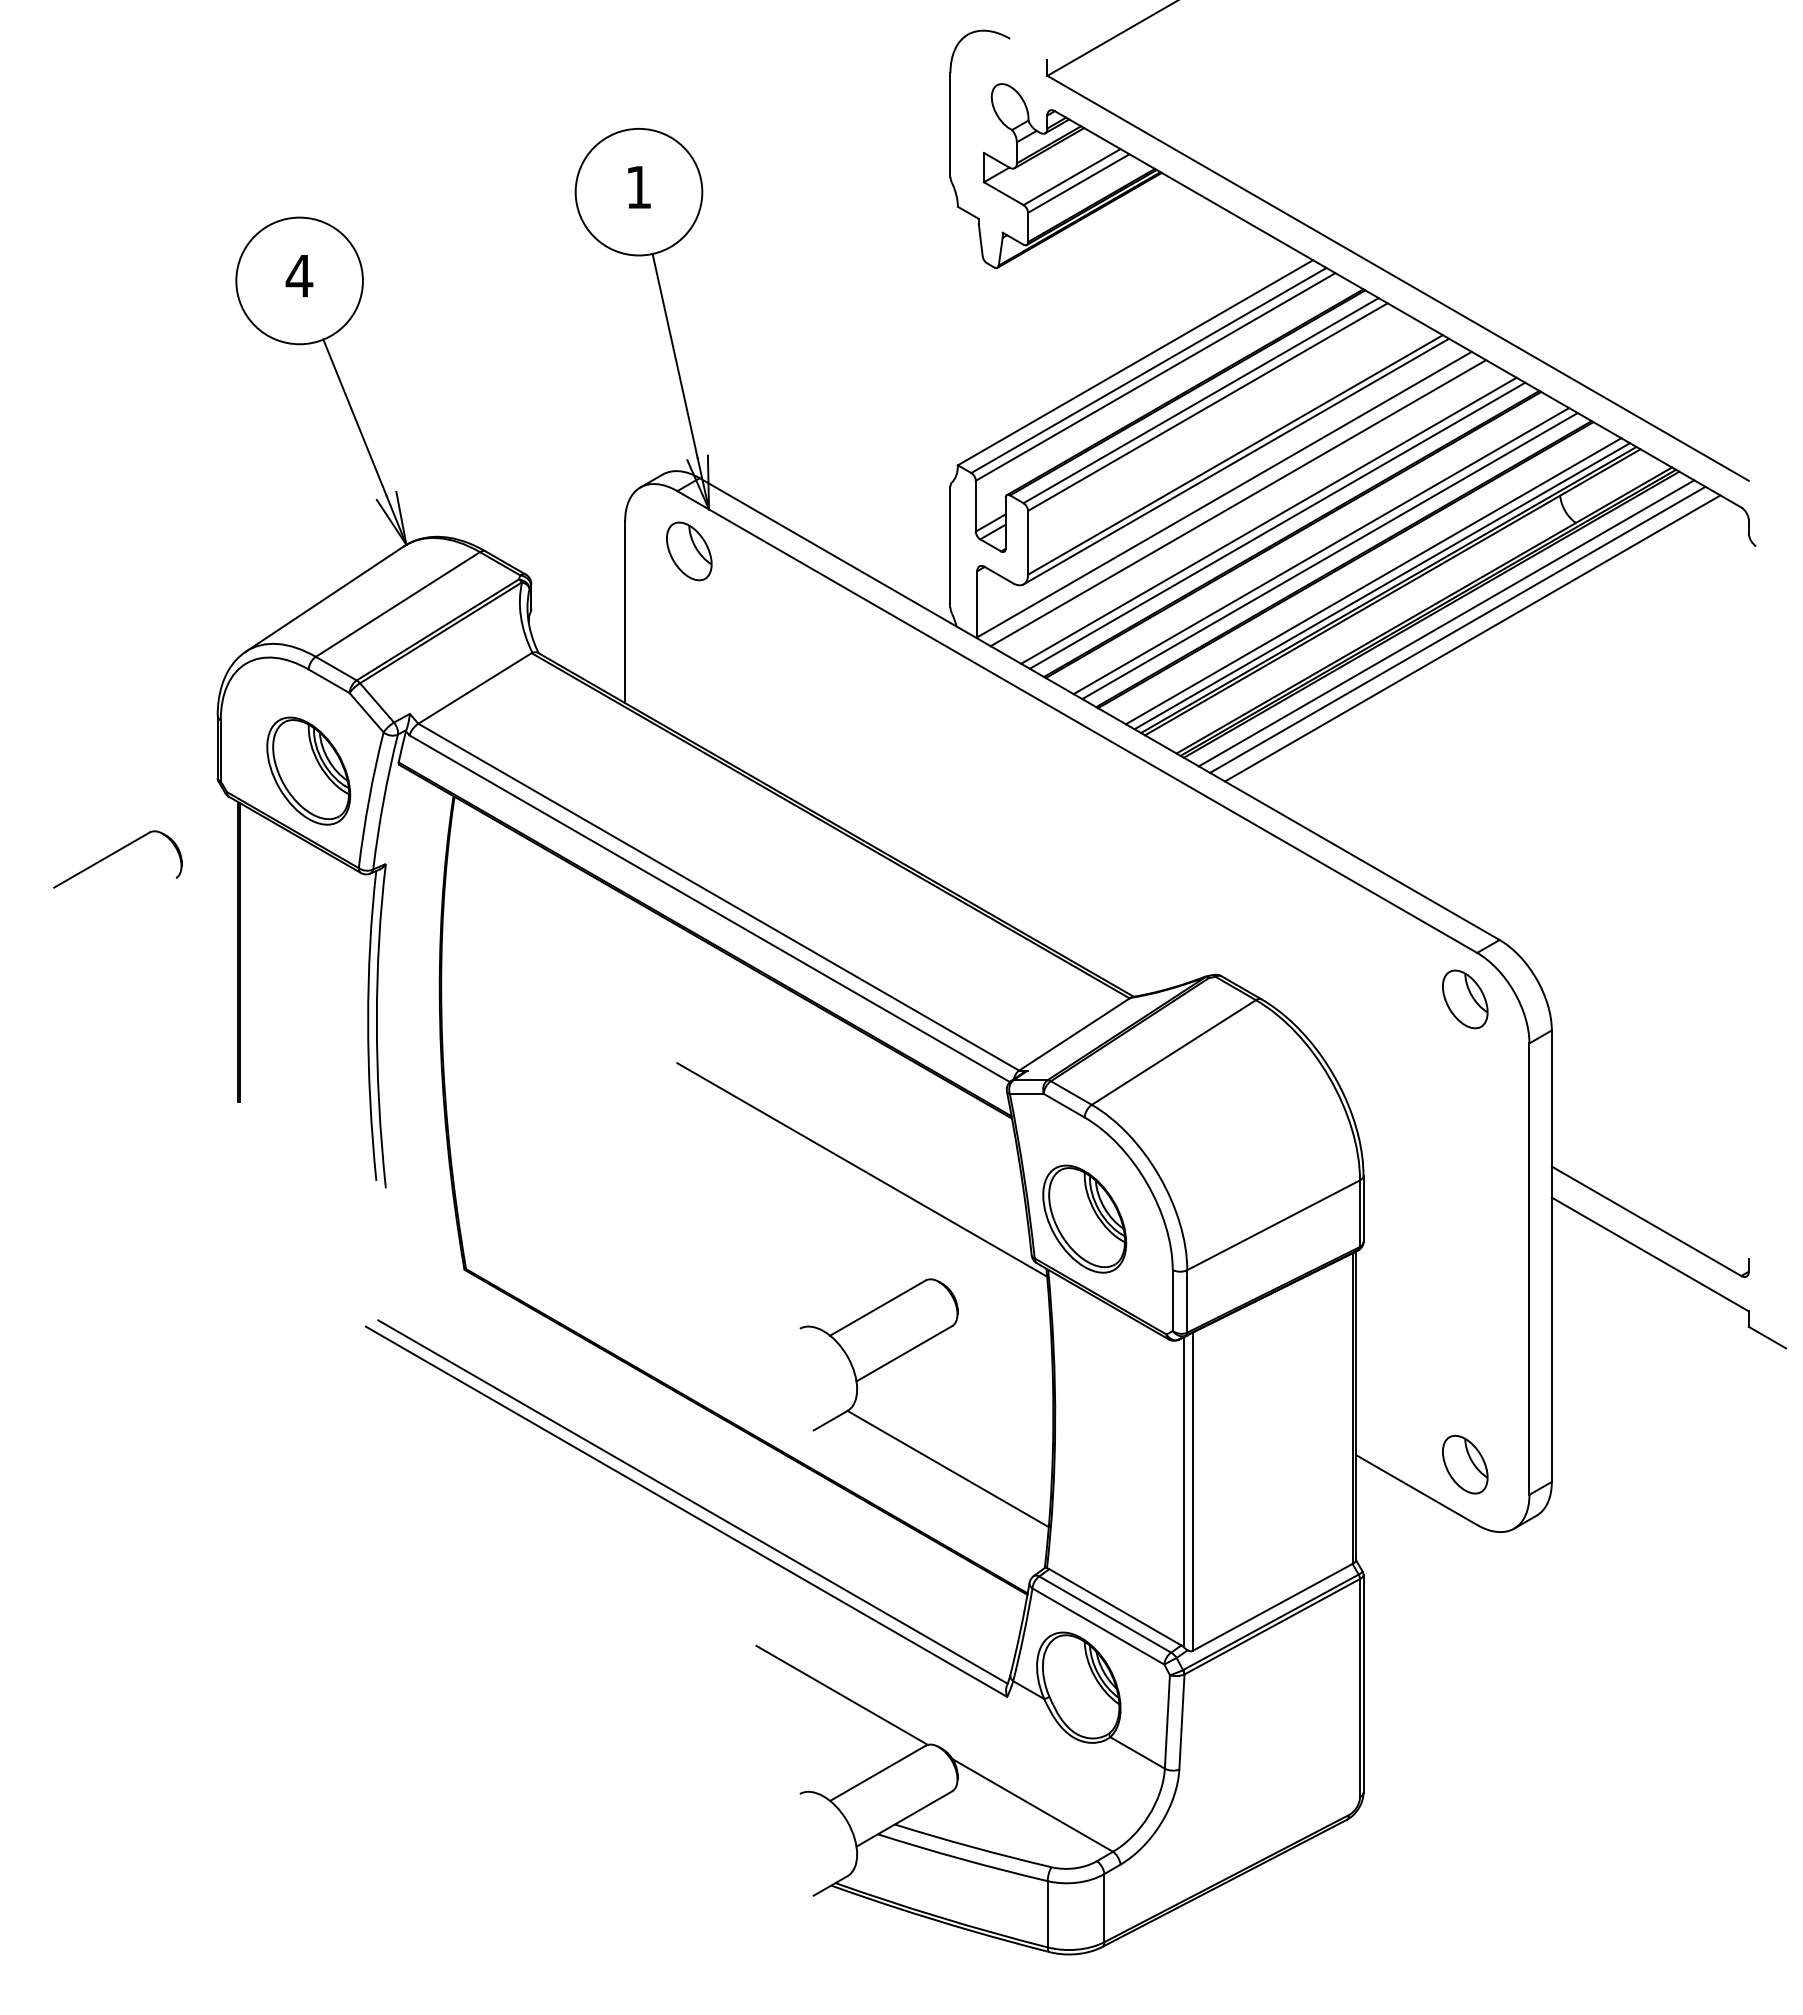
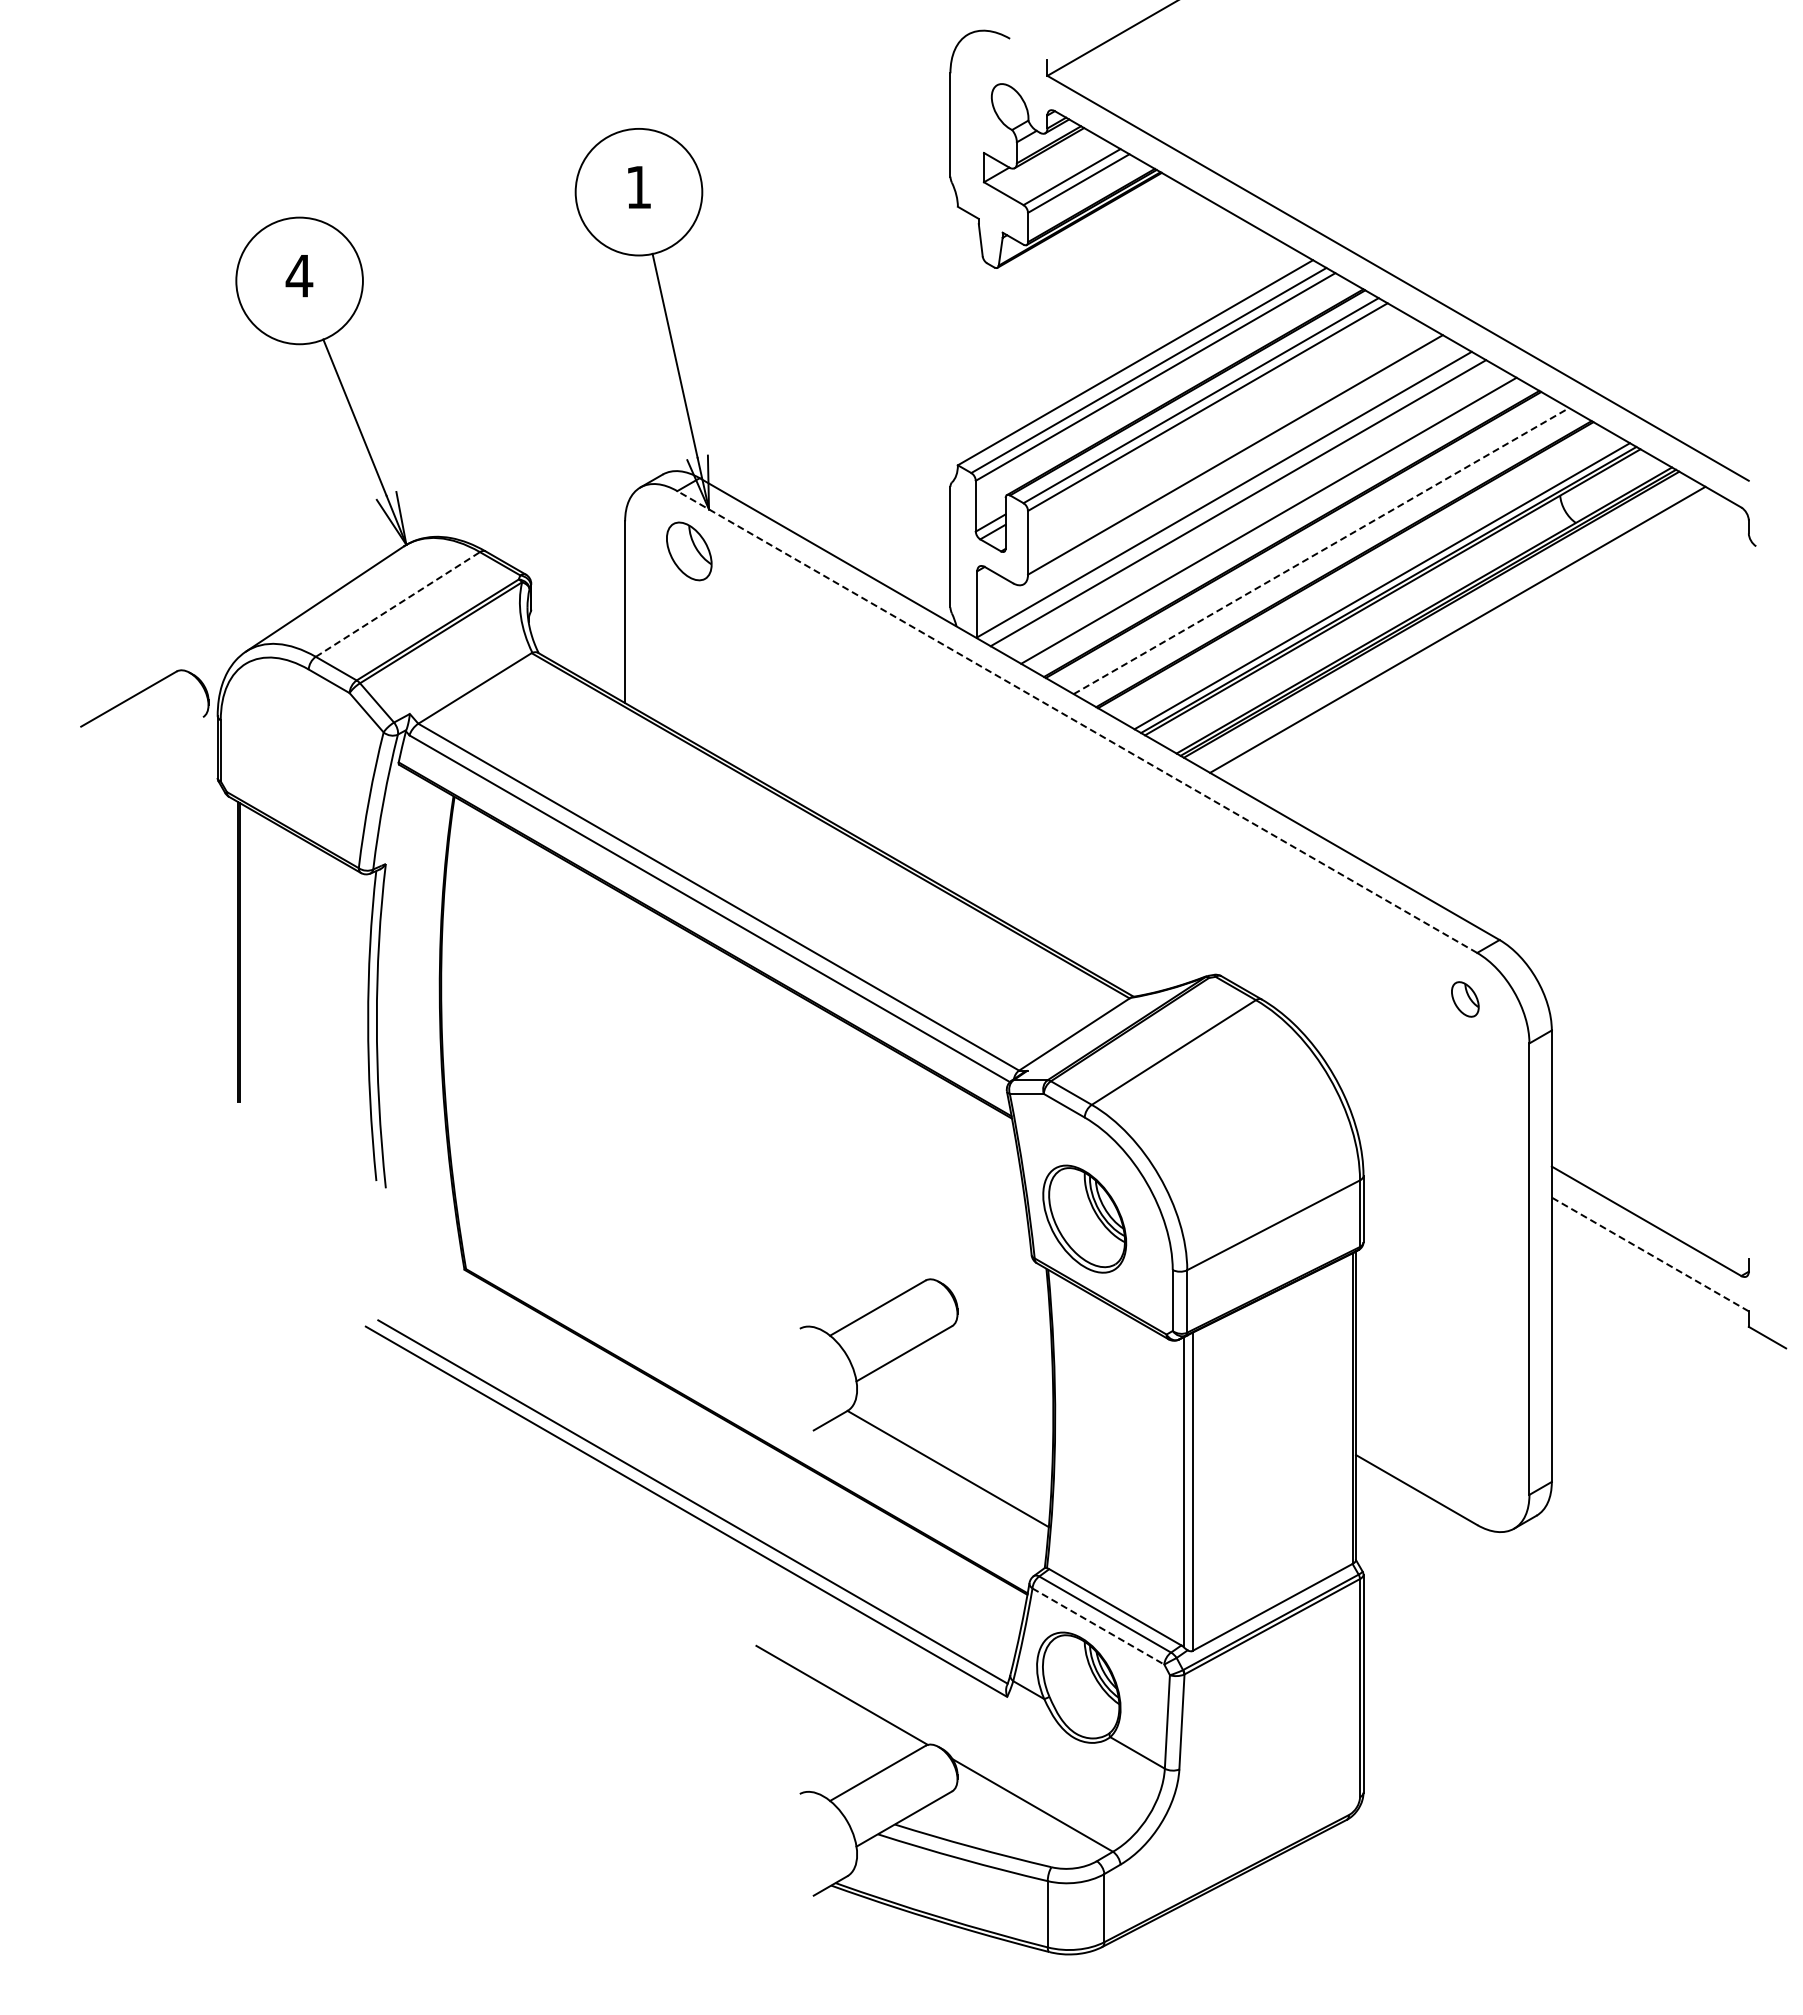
line: present -> none (1236, 461)
line: present -> none (1277, 525)
line: solid -> dashed (1321, 550)
line: present -> none (1329, 556)
line: present -> none (1373, 581)
line: solid -> dashed (398, 604)
line: present -> none (1446, 623)
line: present -> none (1472, 638)
line: solid -> dashed (1077, 722)
part: present -> none (308, 770)
part position: (115, 853) -> (142, 692) (142, 692)
part size: 47x61 px -> 29x37 px (1465, 999)
line: present -> none (862, 1169)
line: solid -> dashed (1650, 1254)
part: present -> none (1465, 1464)
line: solid -> dashed (1098, 1626)
